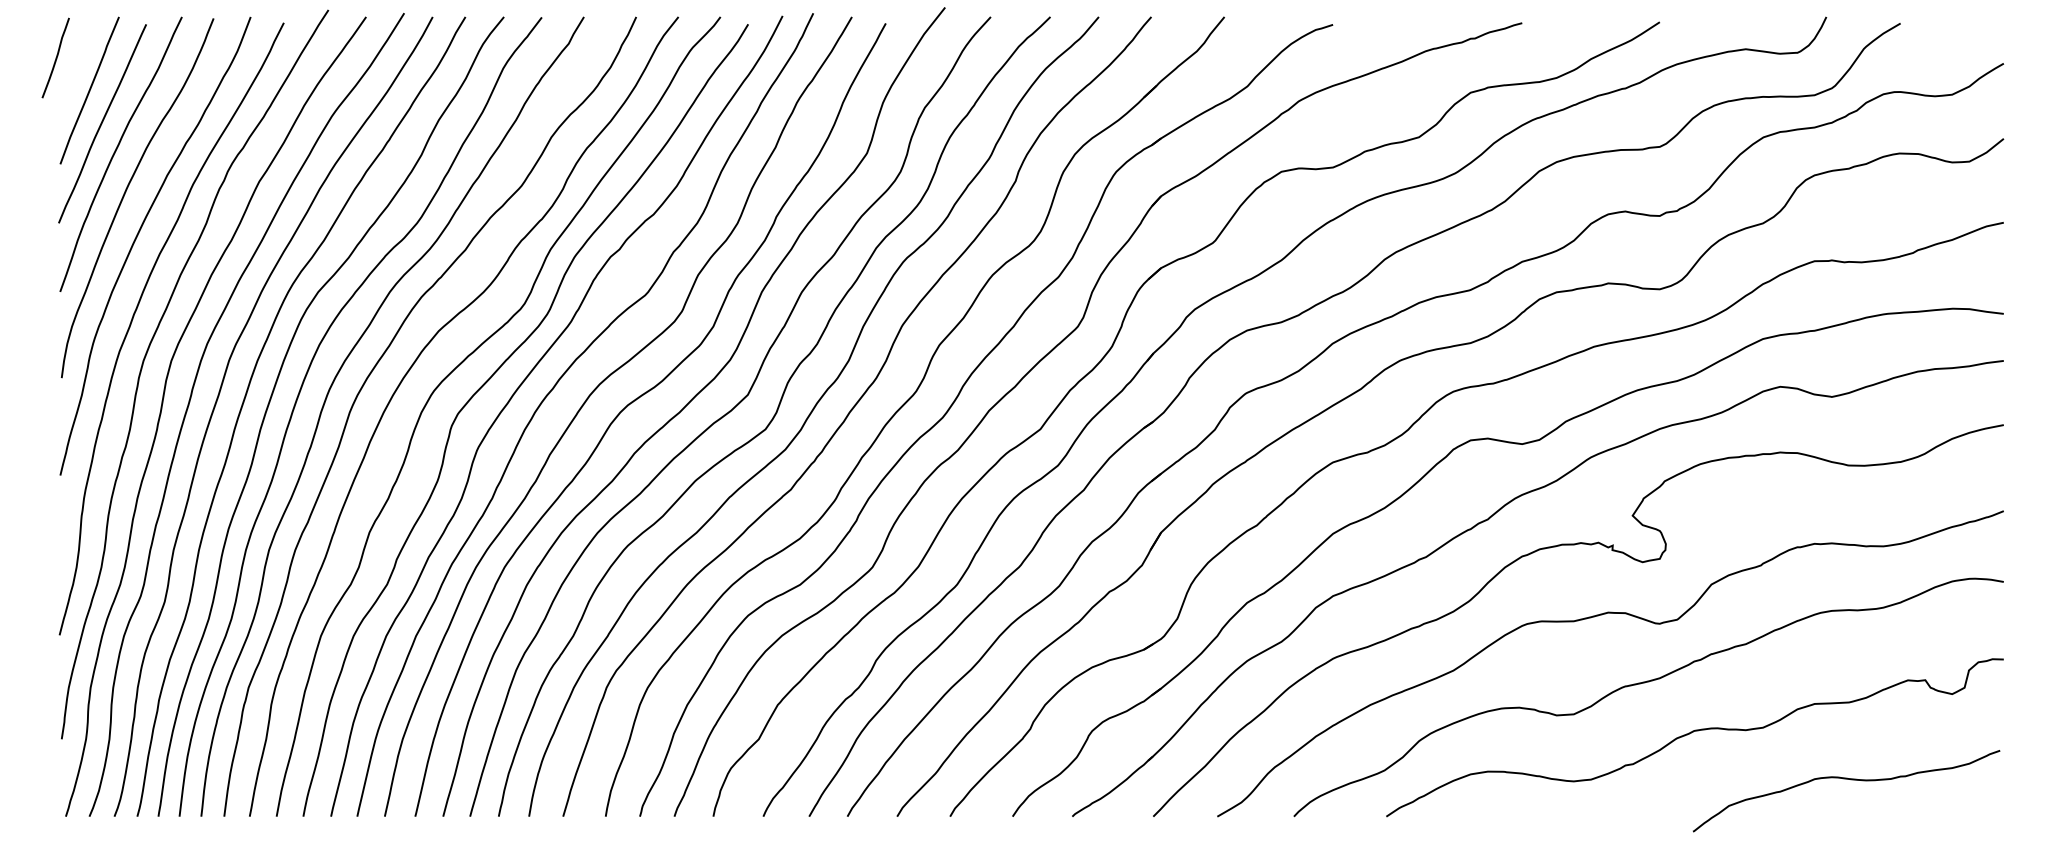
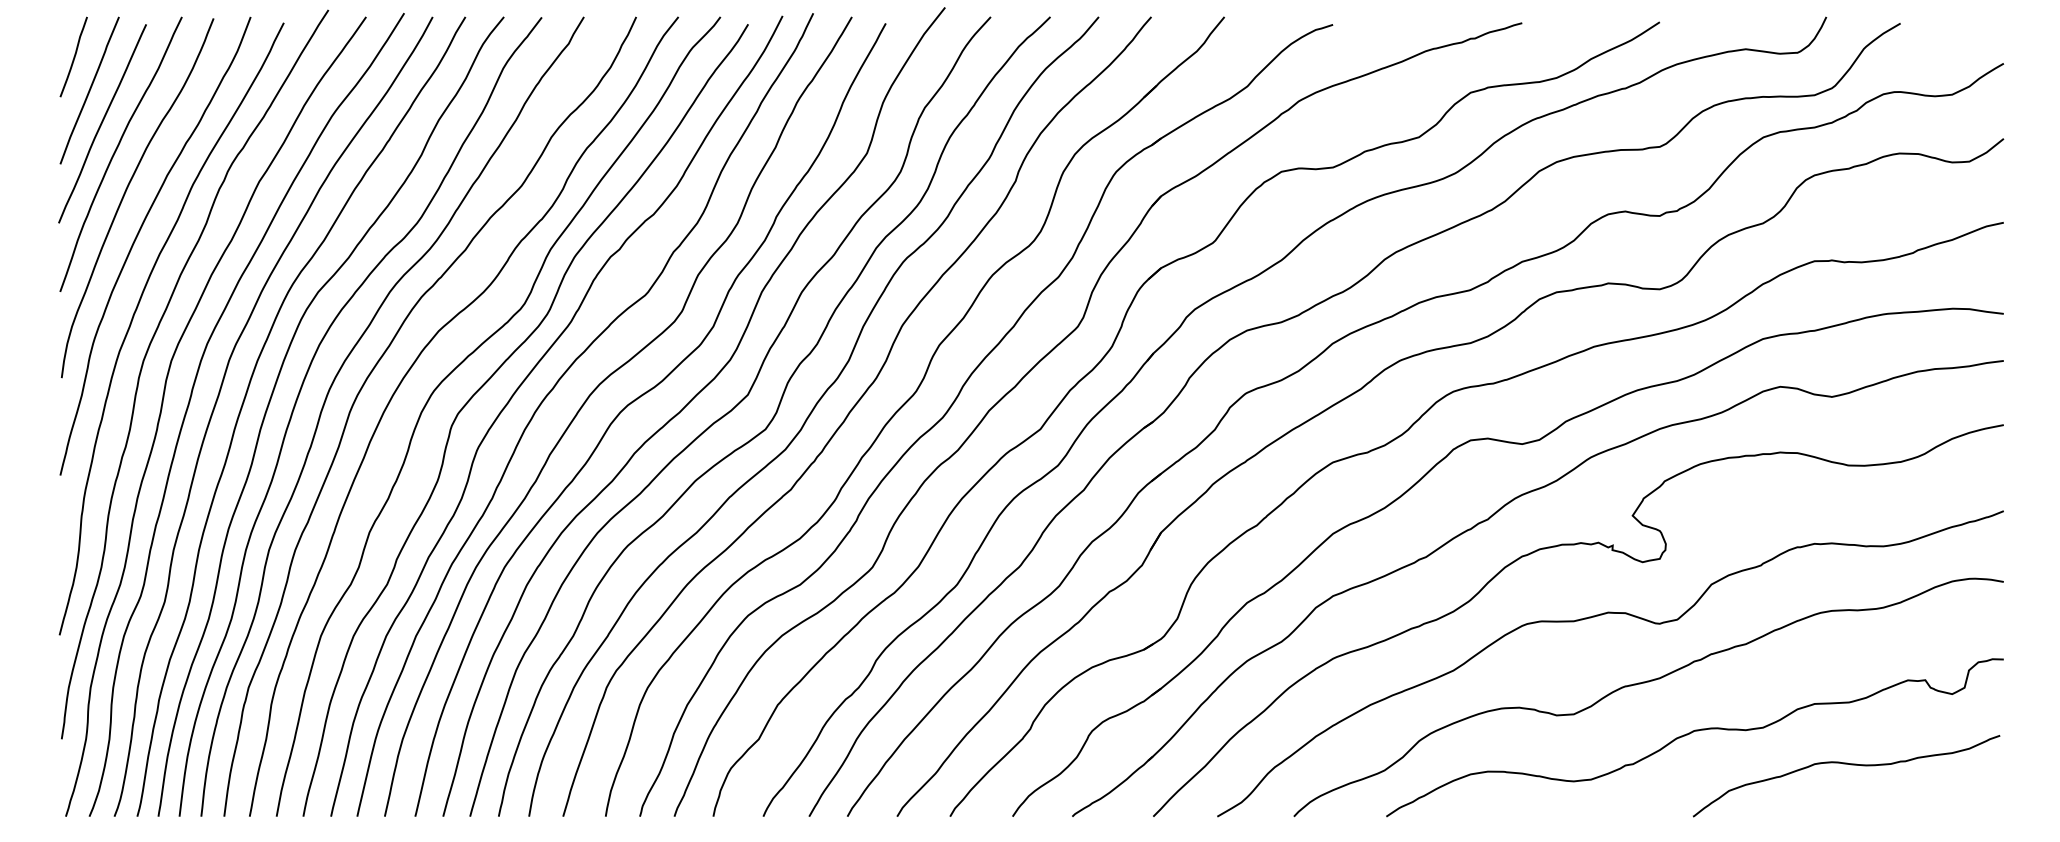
curve position: (55, 57) -> (73, 56) (73, 56)
curve position: (1846, 779) -> (1846, 764) (1846, 764)
